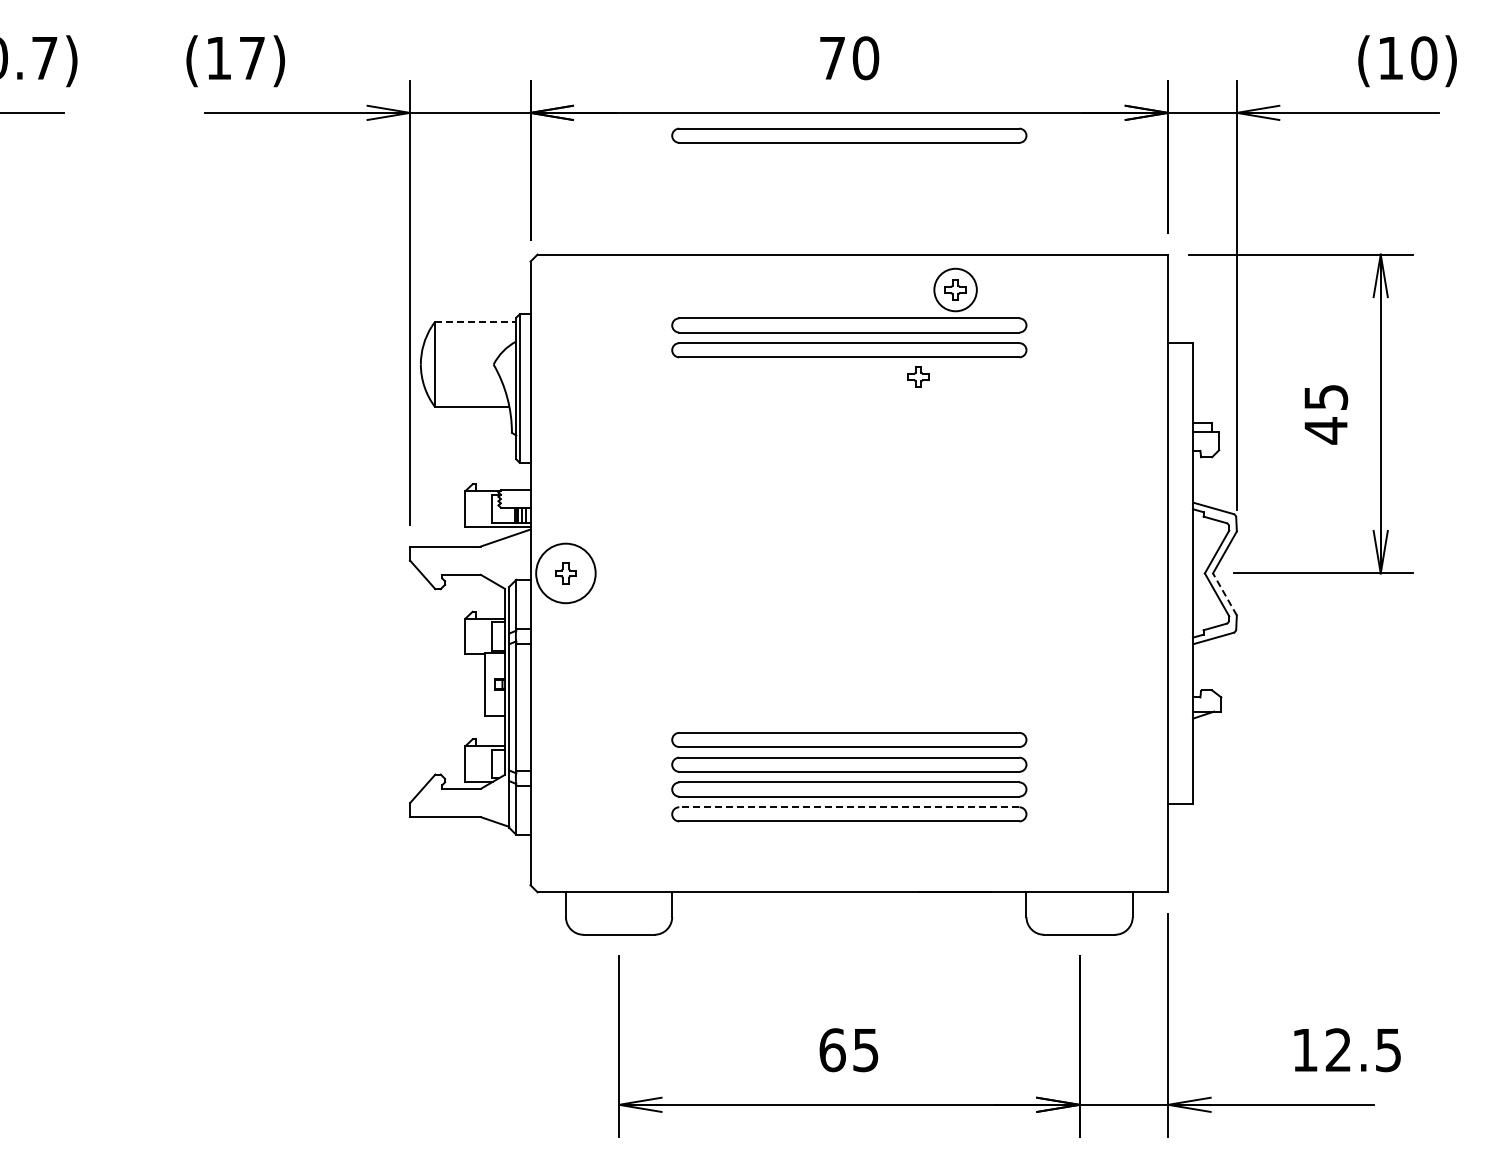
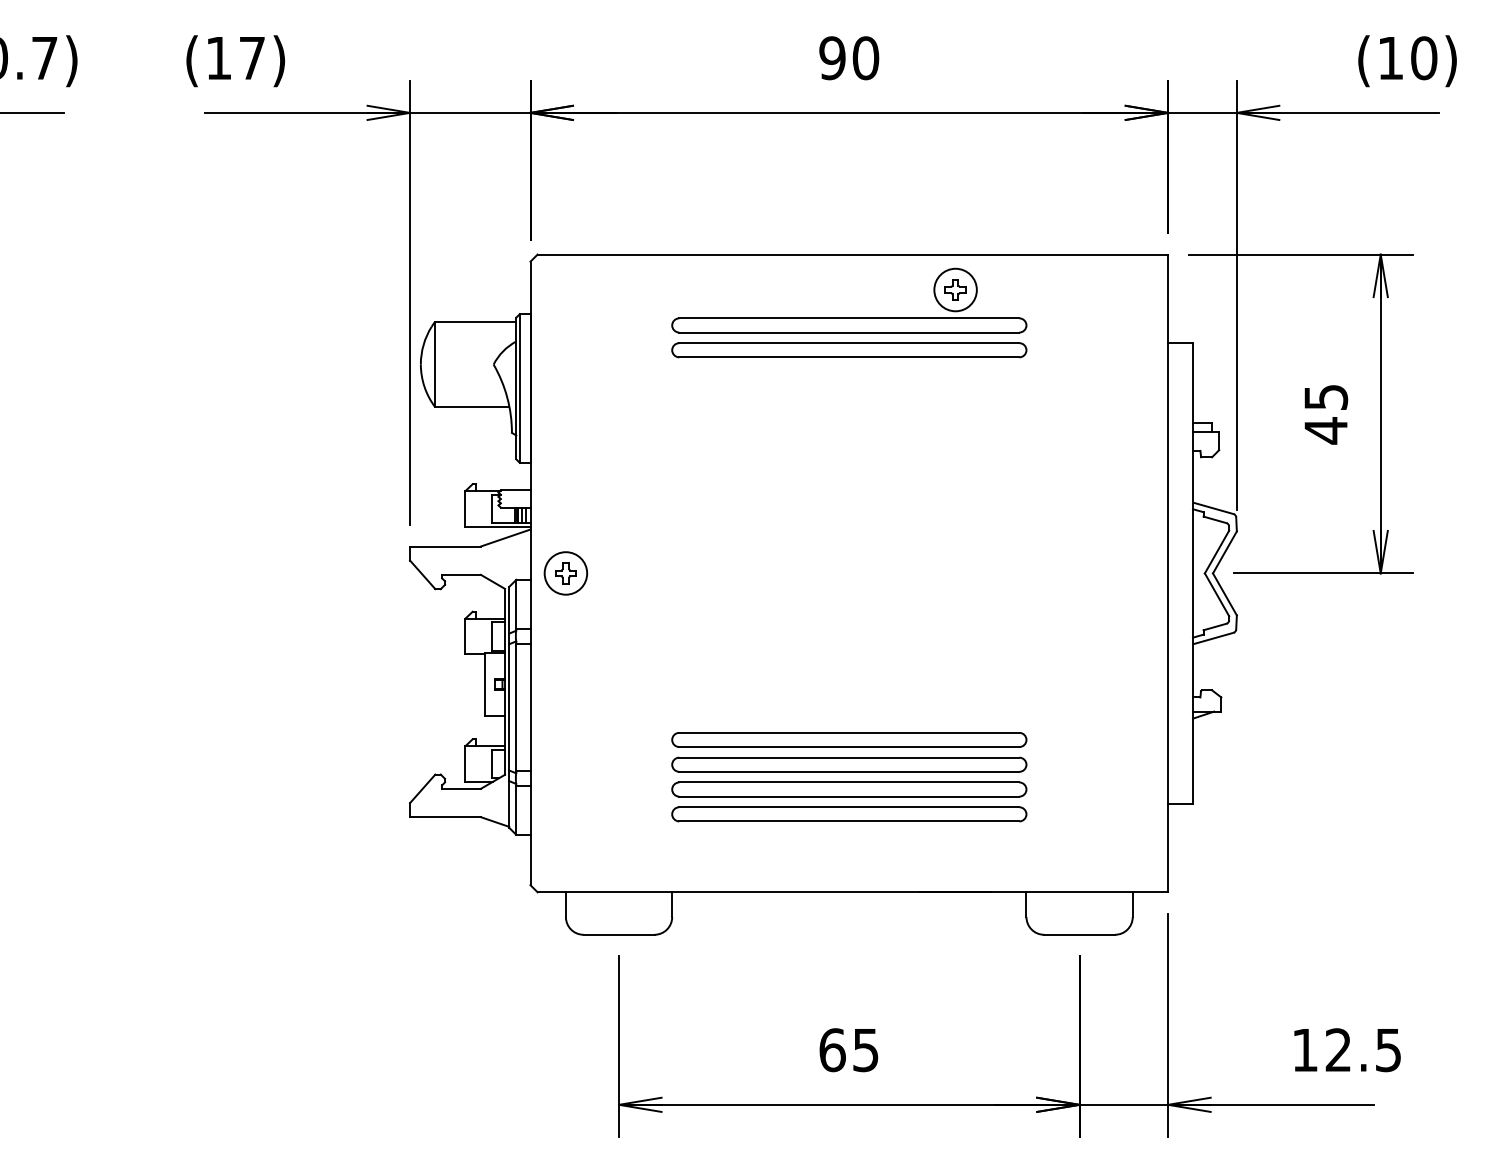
text: 70 -> 90 (832, 58)
part: present -> none (849, 135)
line: dashed -> solid (475, 321)
part: present -> none (918, 376)
circle diameter: 60 px -> 43 px (565, 573)
line: dashed -> solid (1224, 594)
line: dashed -> solid (848, 807)
